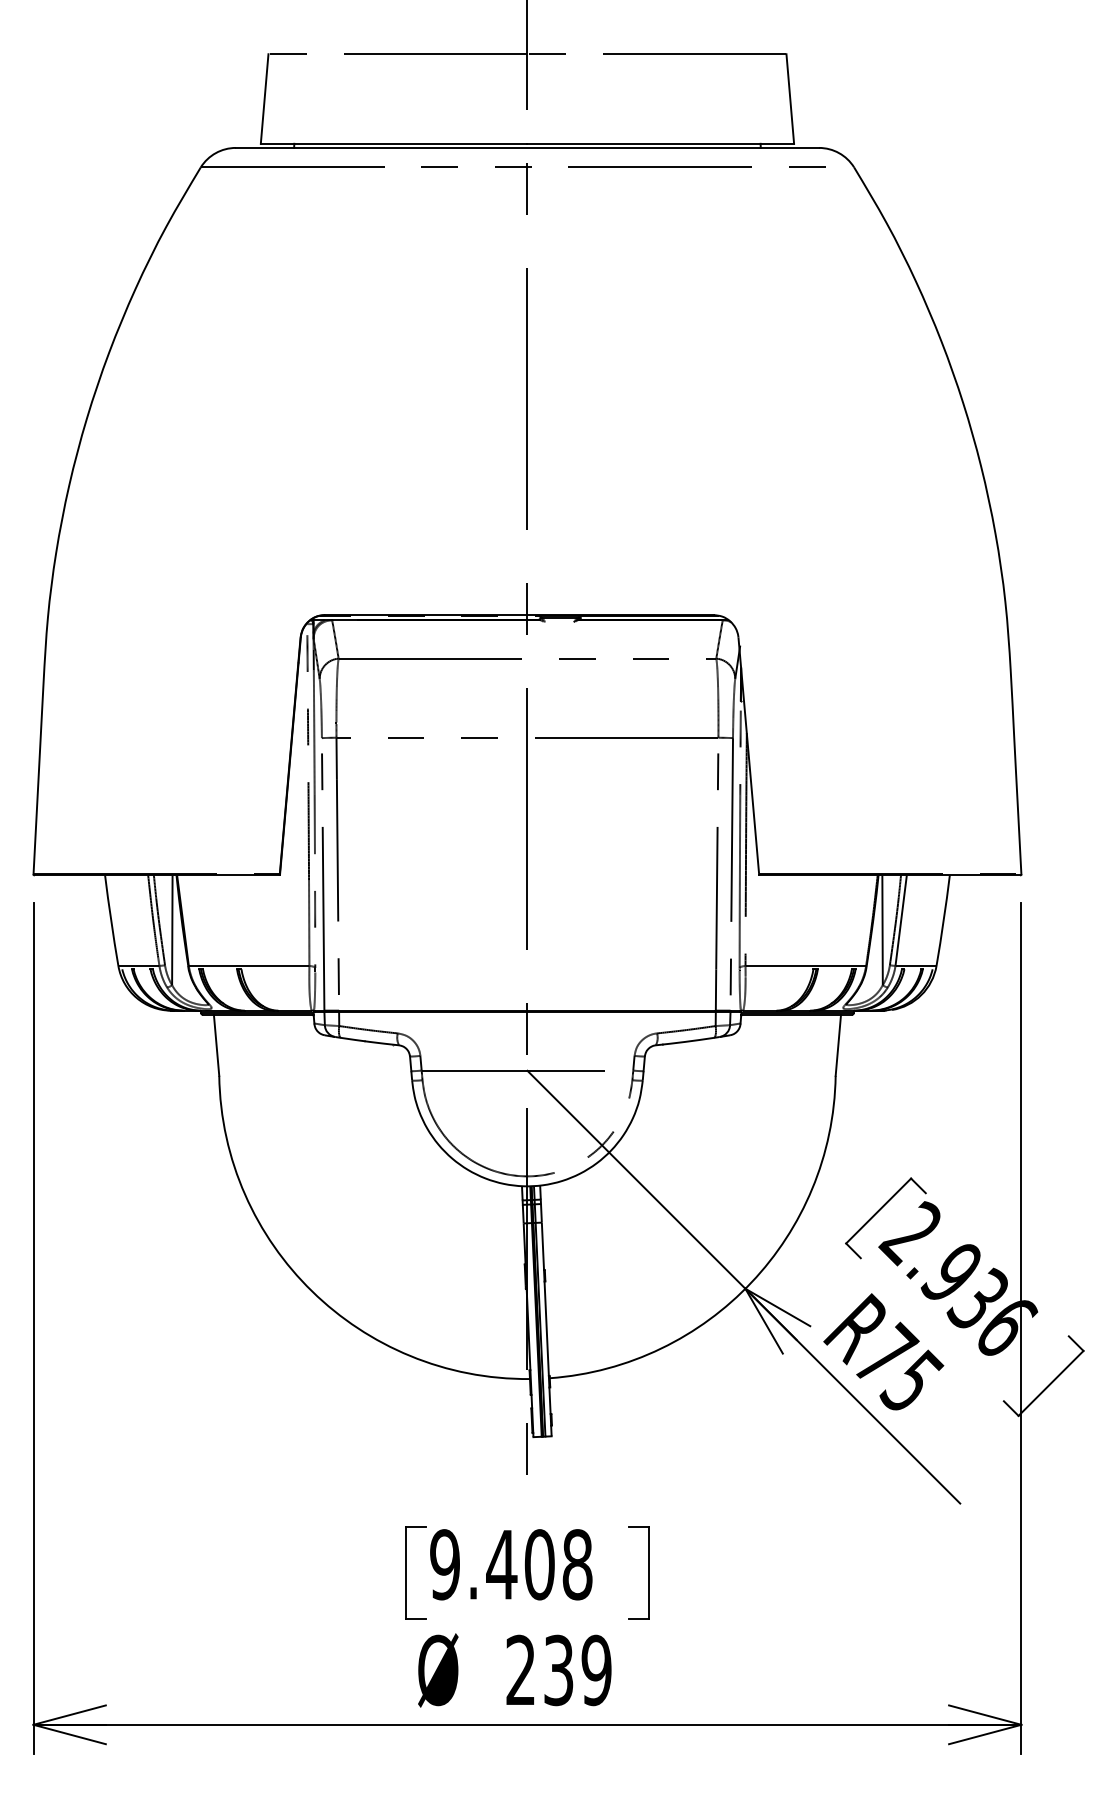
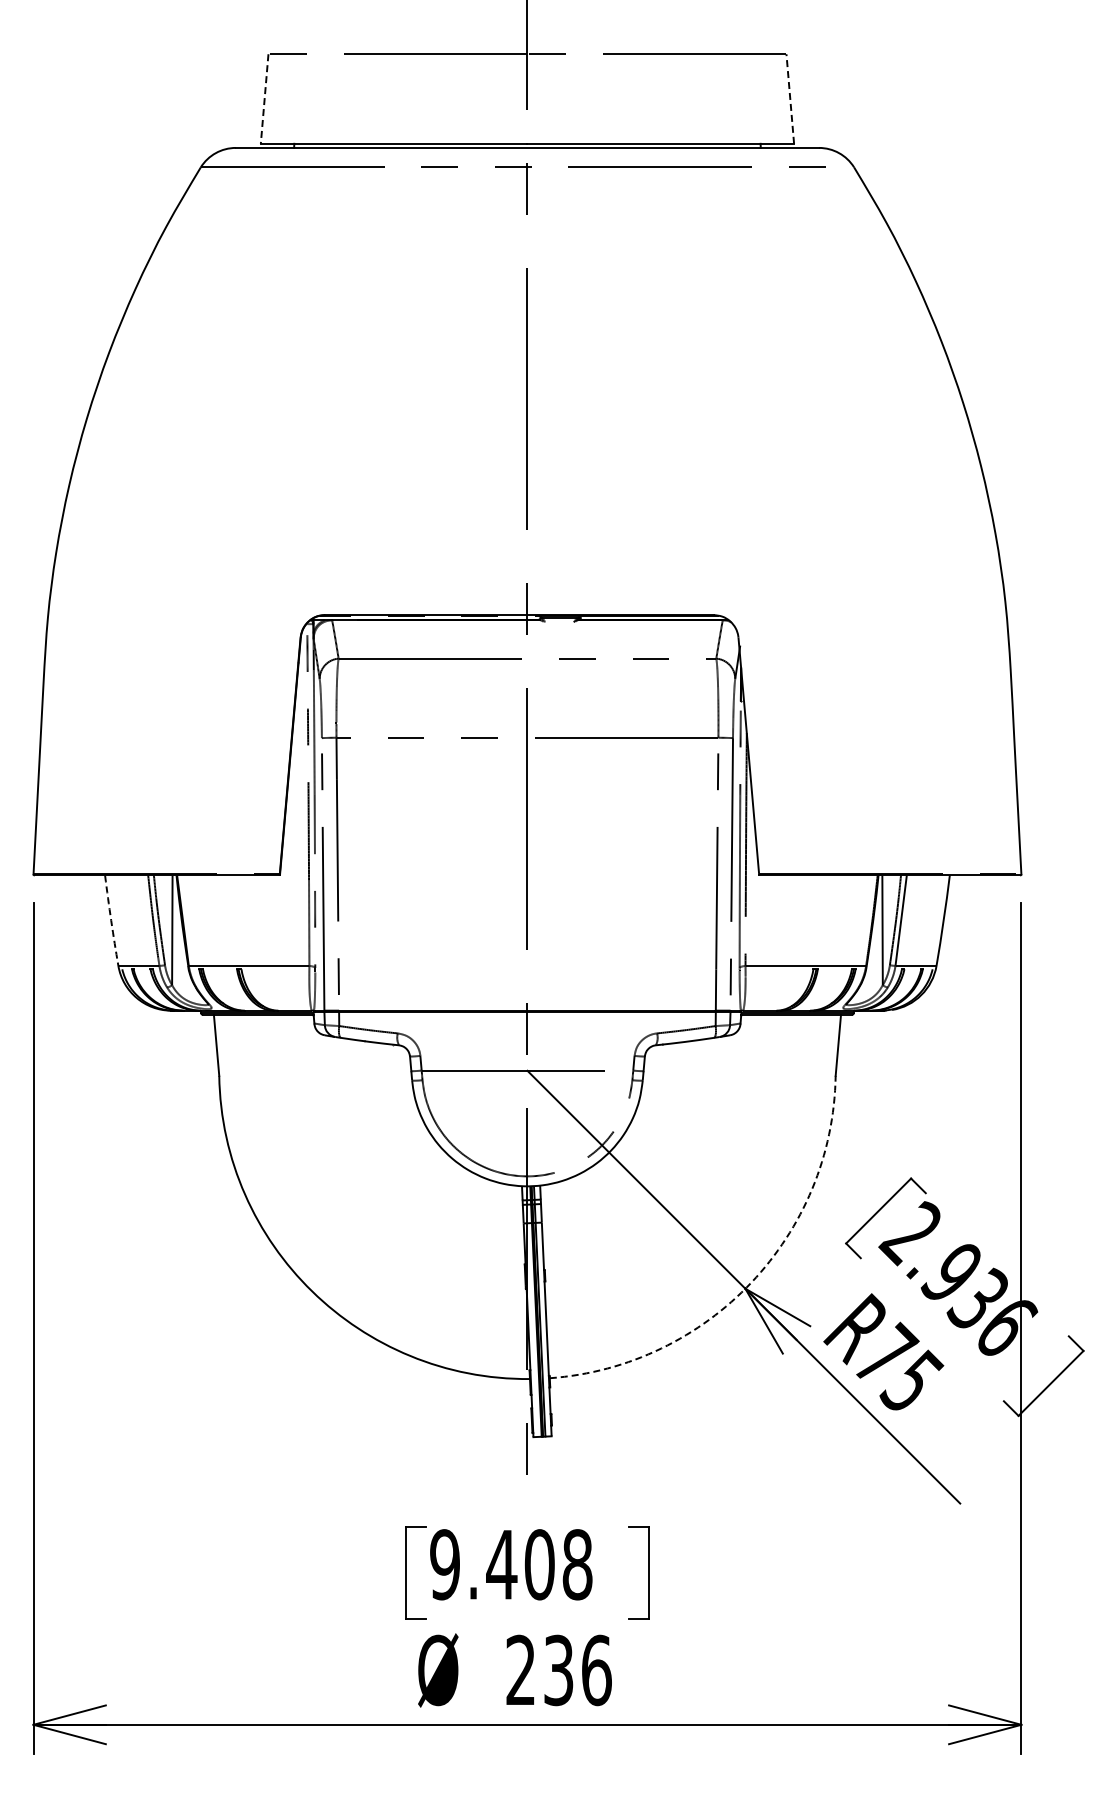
line: solid -> dashed (264, 99)
line: solid -> dashed (790, 99)
arc: solid -> dashed (111, 920)
arc: solid -> dashed (751, 1282)
text: 239 -> 236 (596, 1670)
